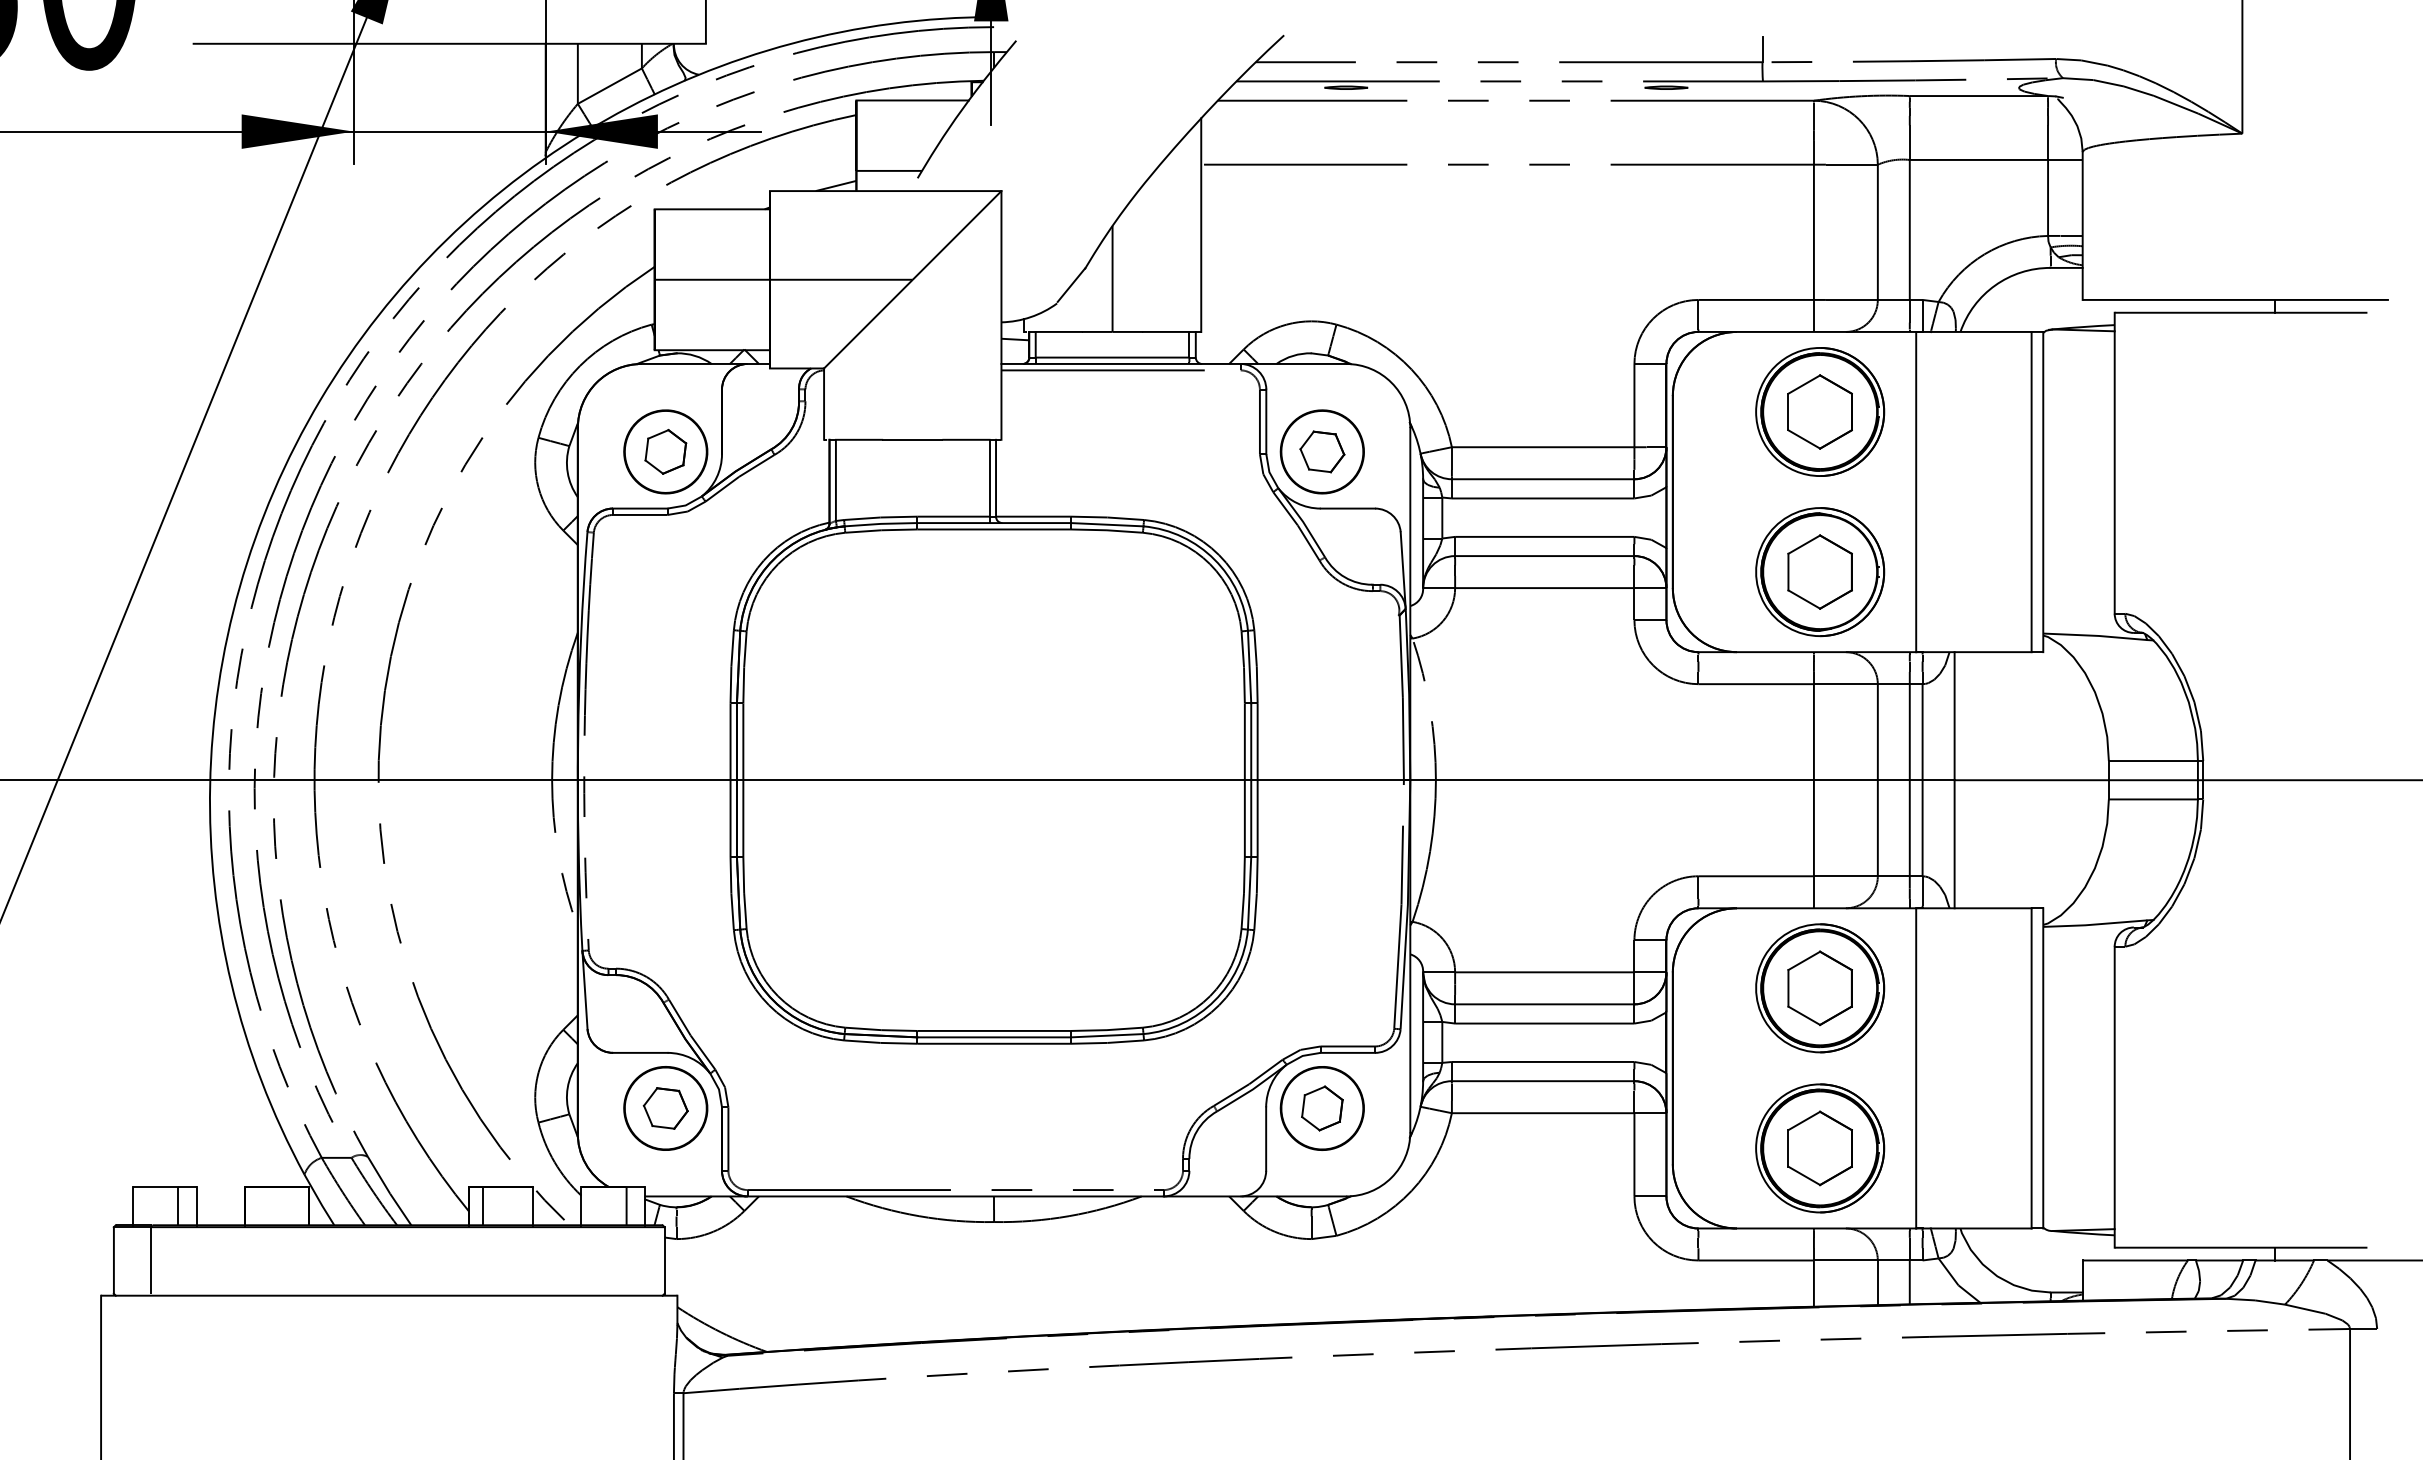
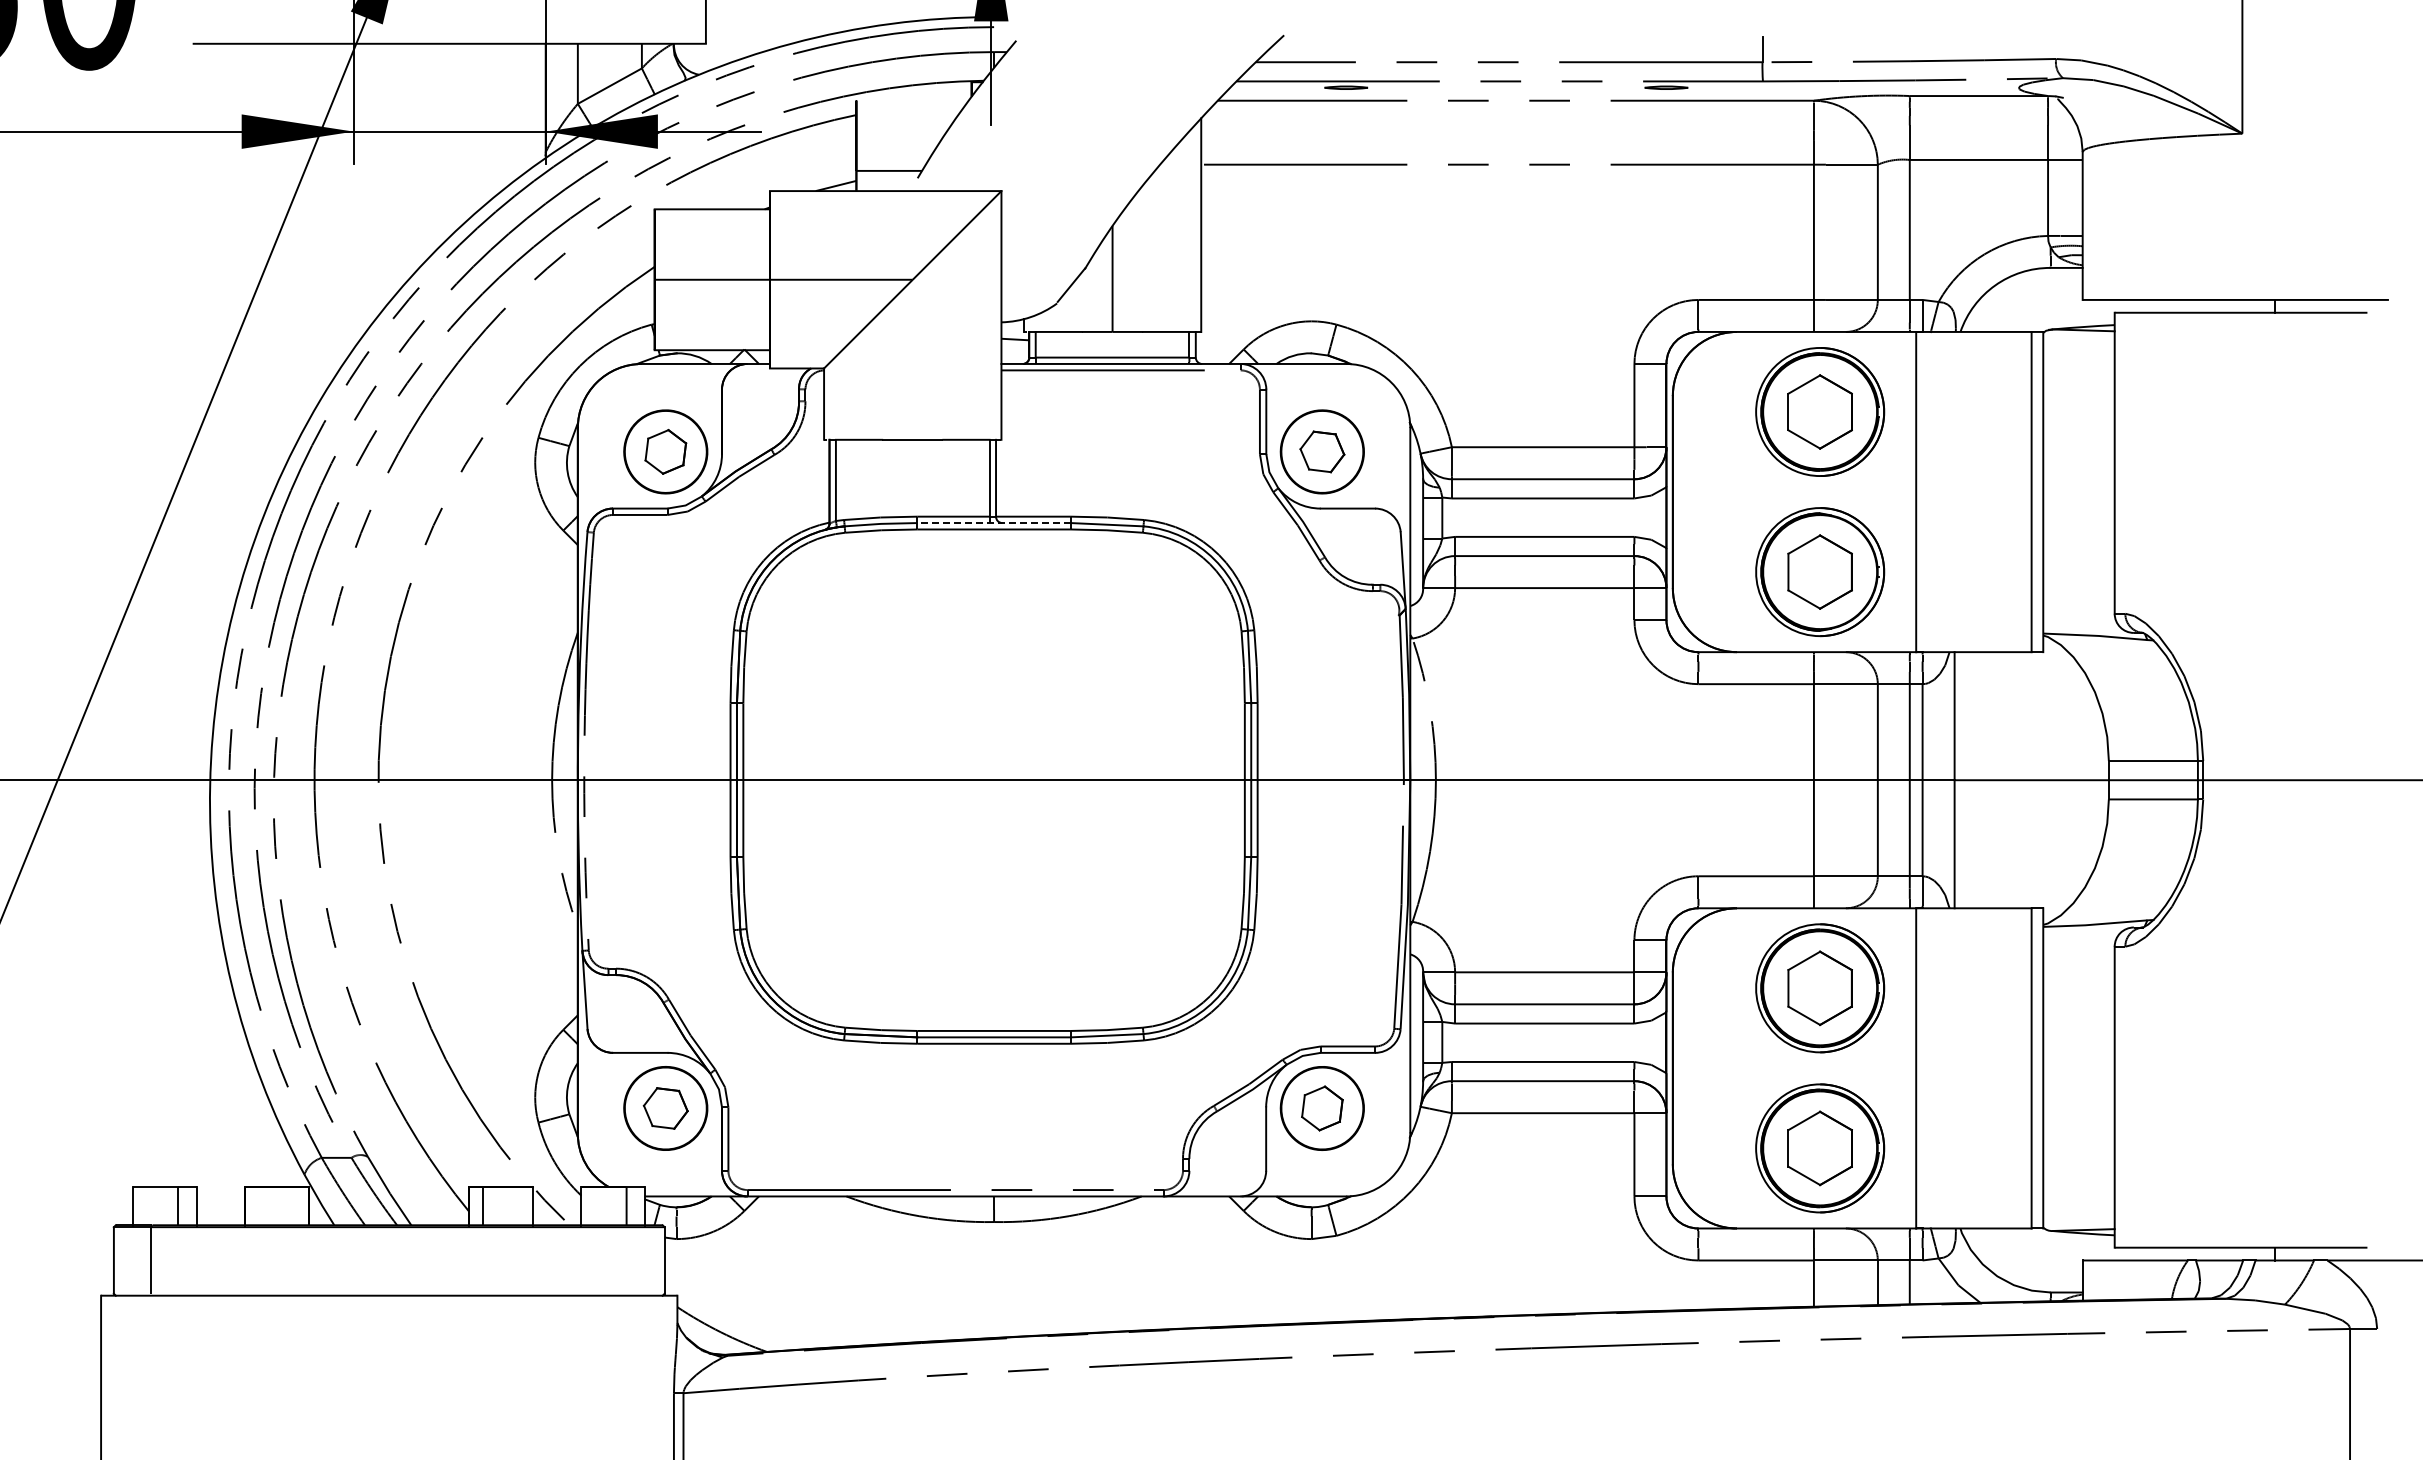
line: present -> none (912, 100)
line: solid -> dashed (994, 523)
